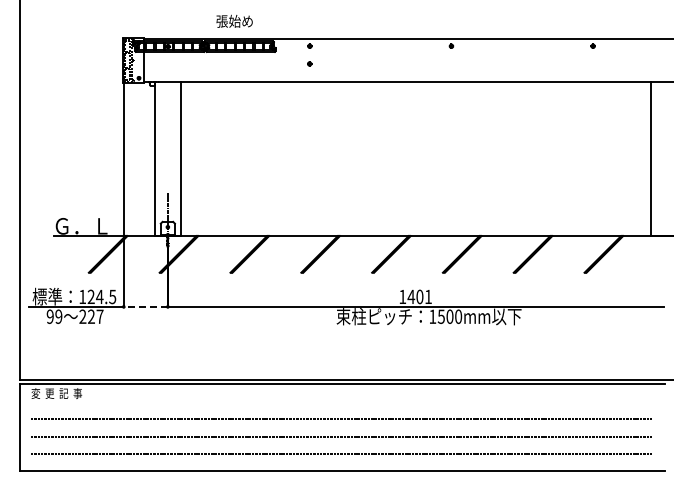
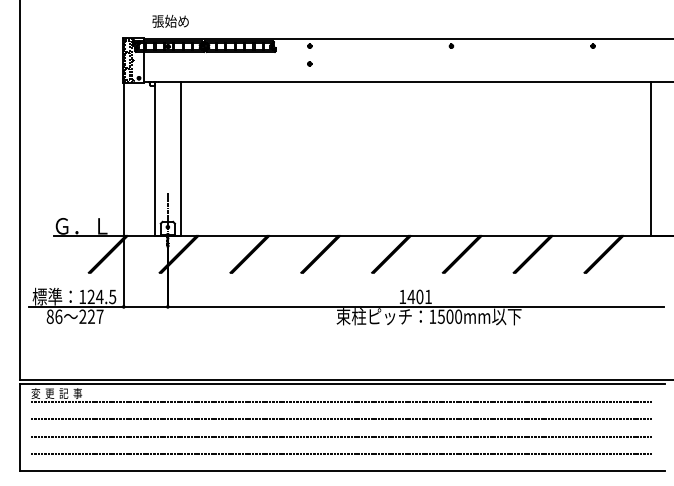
text position: (234, 20) -> (170, 20) (170, 20)
line: dashed -> solid (145, 306)
text: 99 -> 86 (54, 316)
line: none -> present (341, 401)
